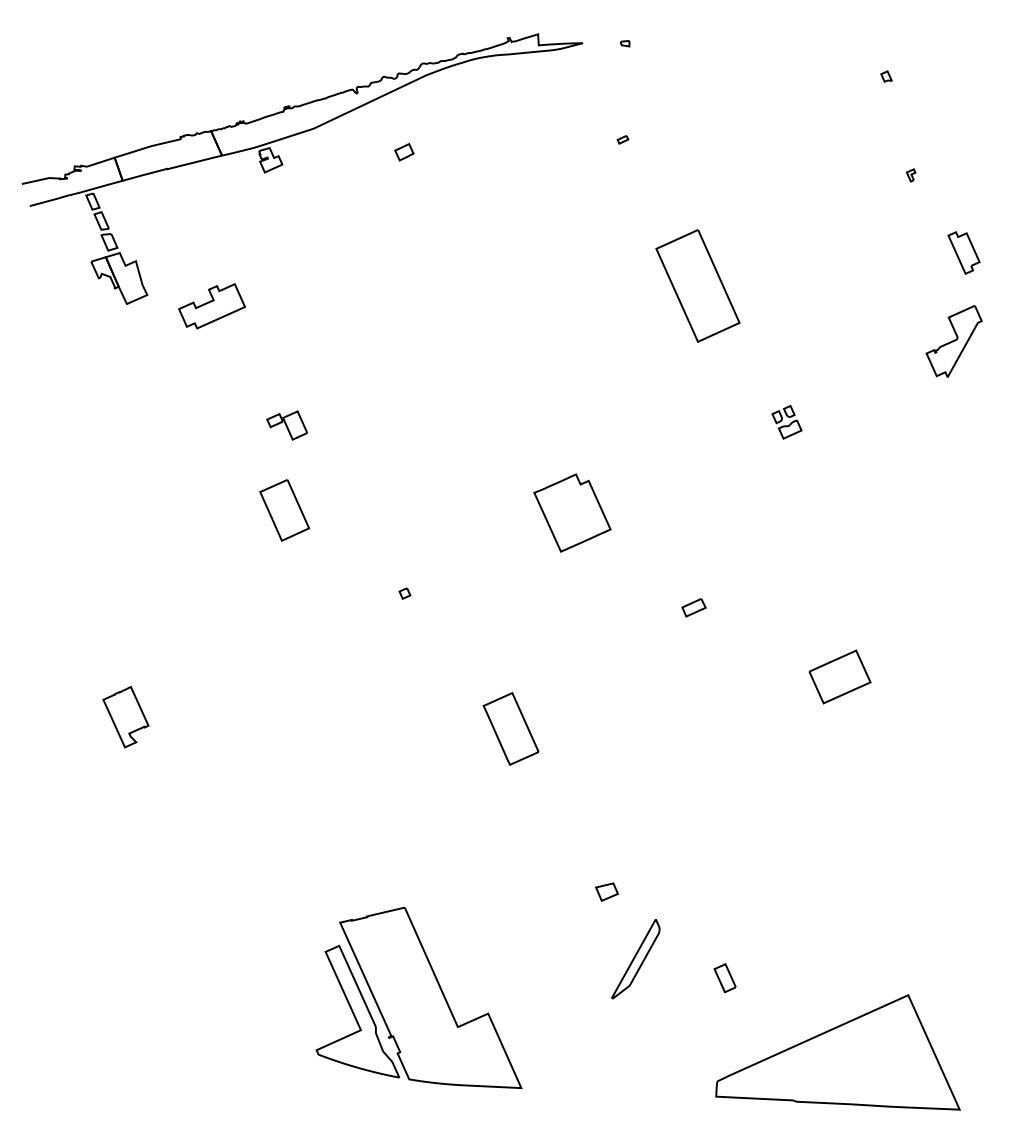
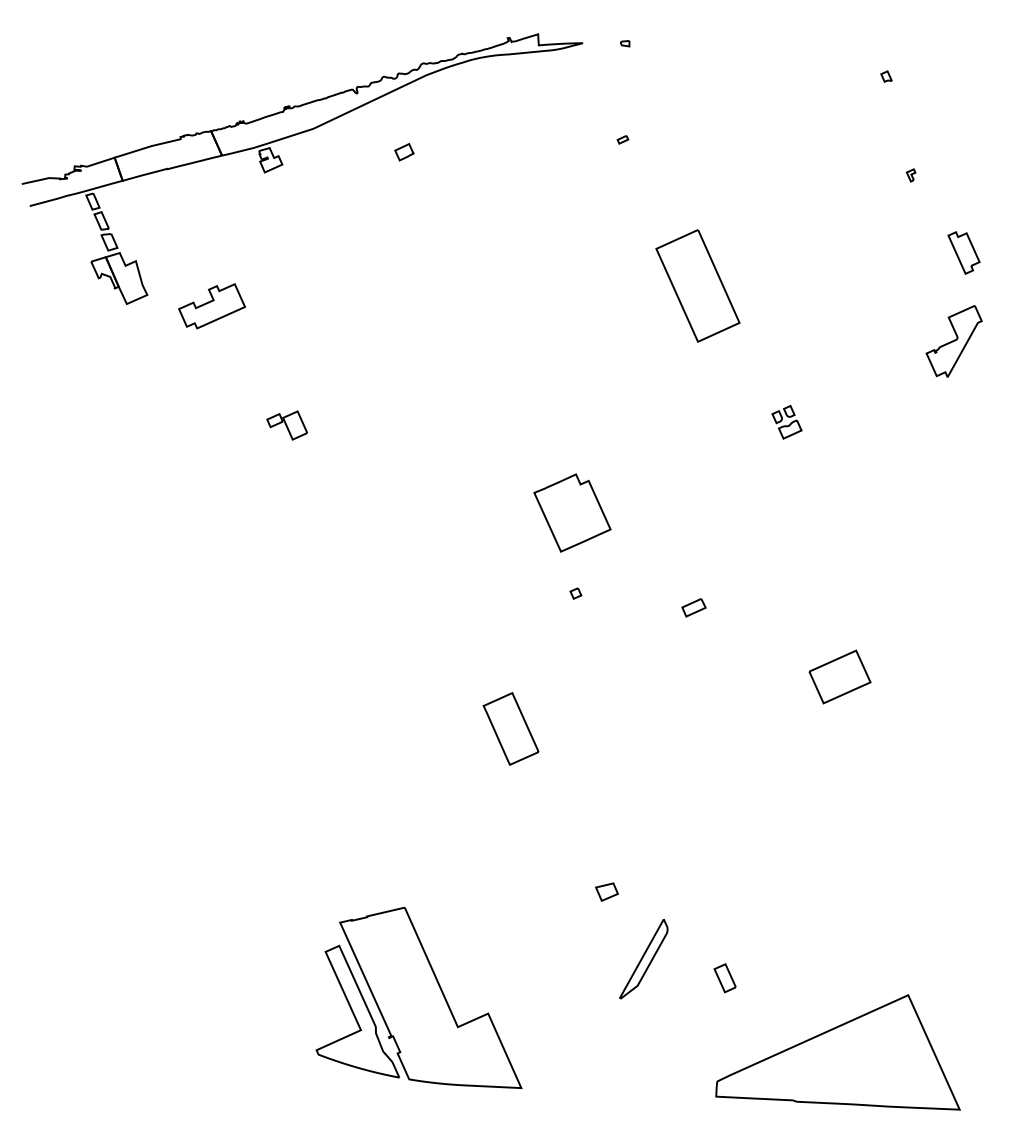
part: present -> none (284, 510)
part position: (404, 593) -> (575, 593) (575, 593)
part: present -> none (125, 717)
part position: (635, 959) -> (643, 959) (643, 959)
